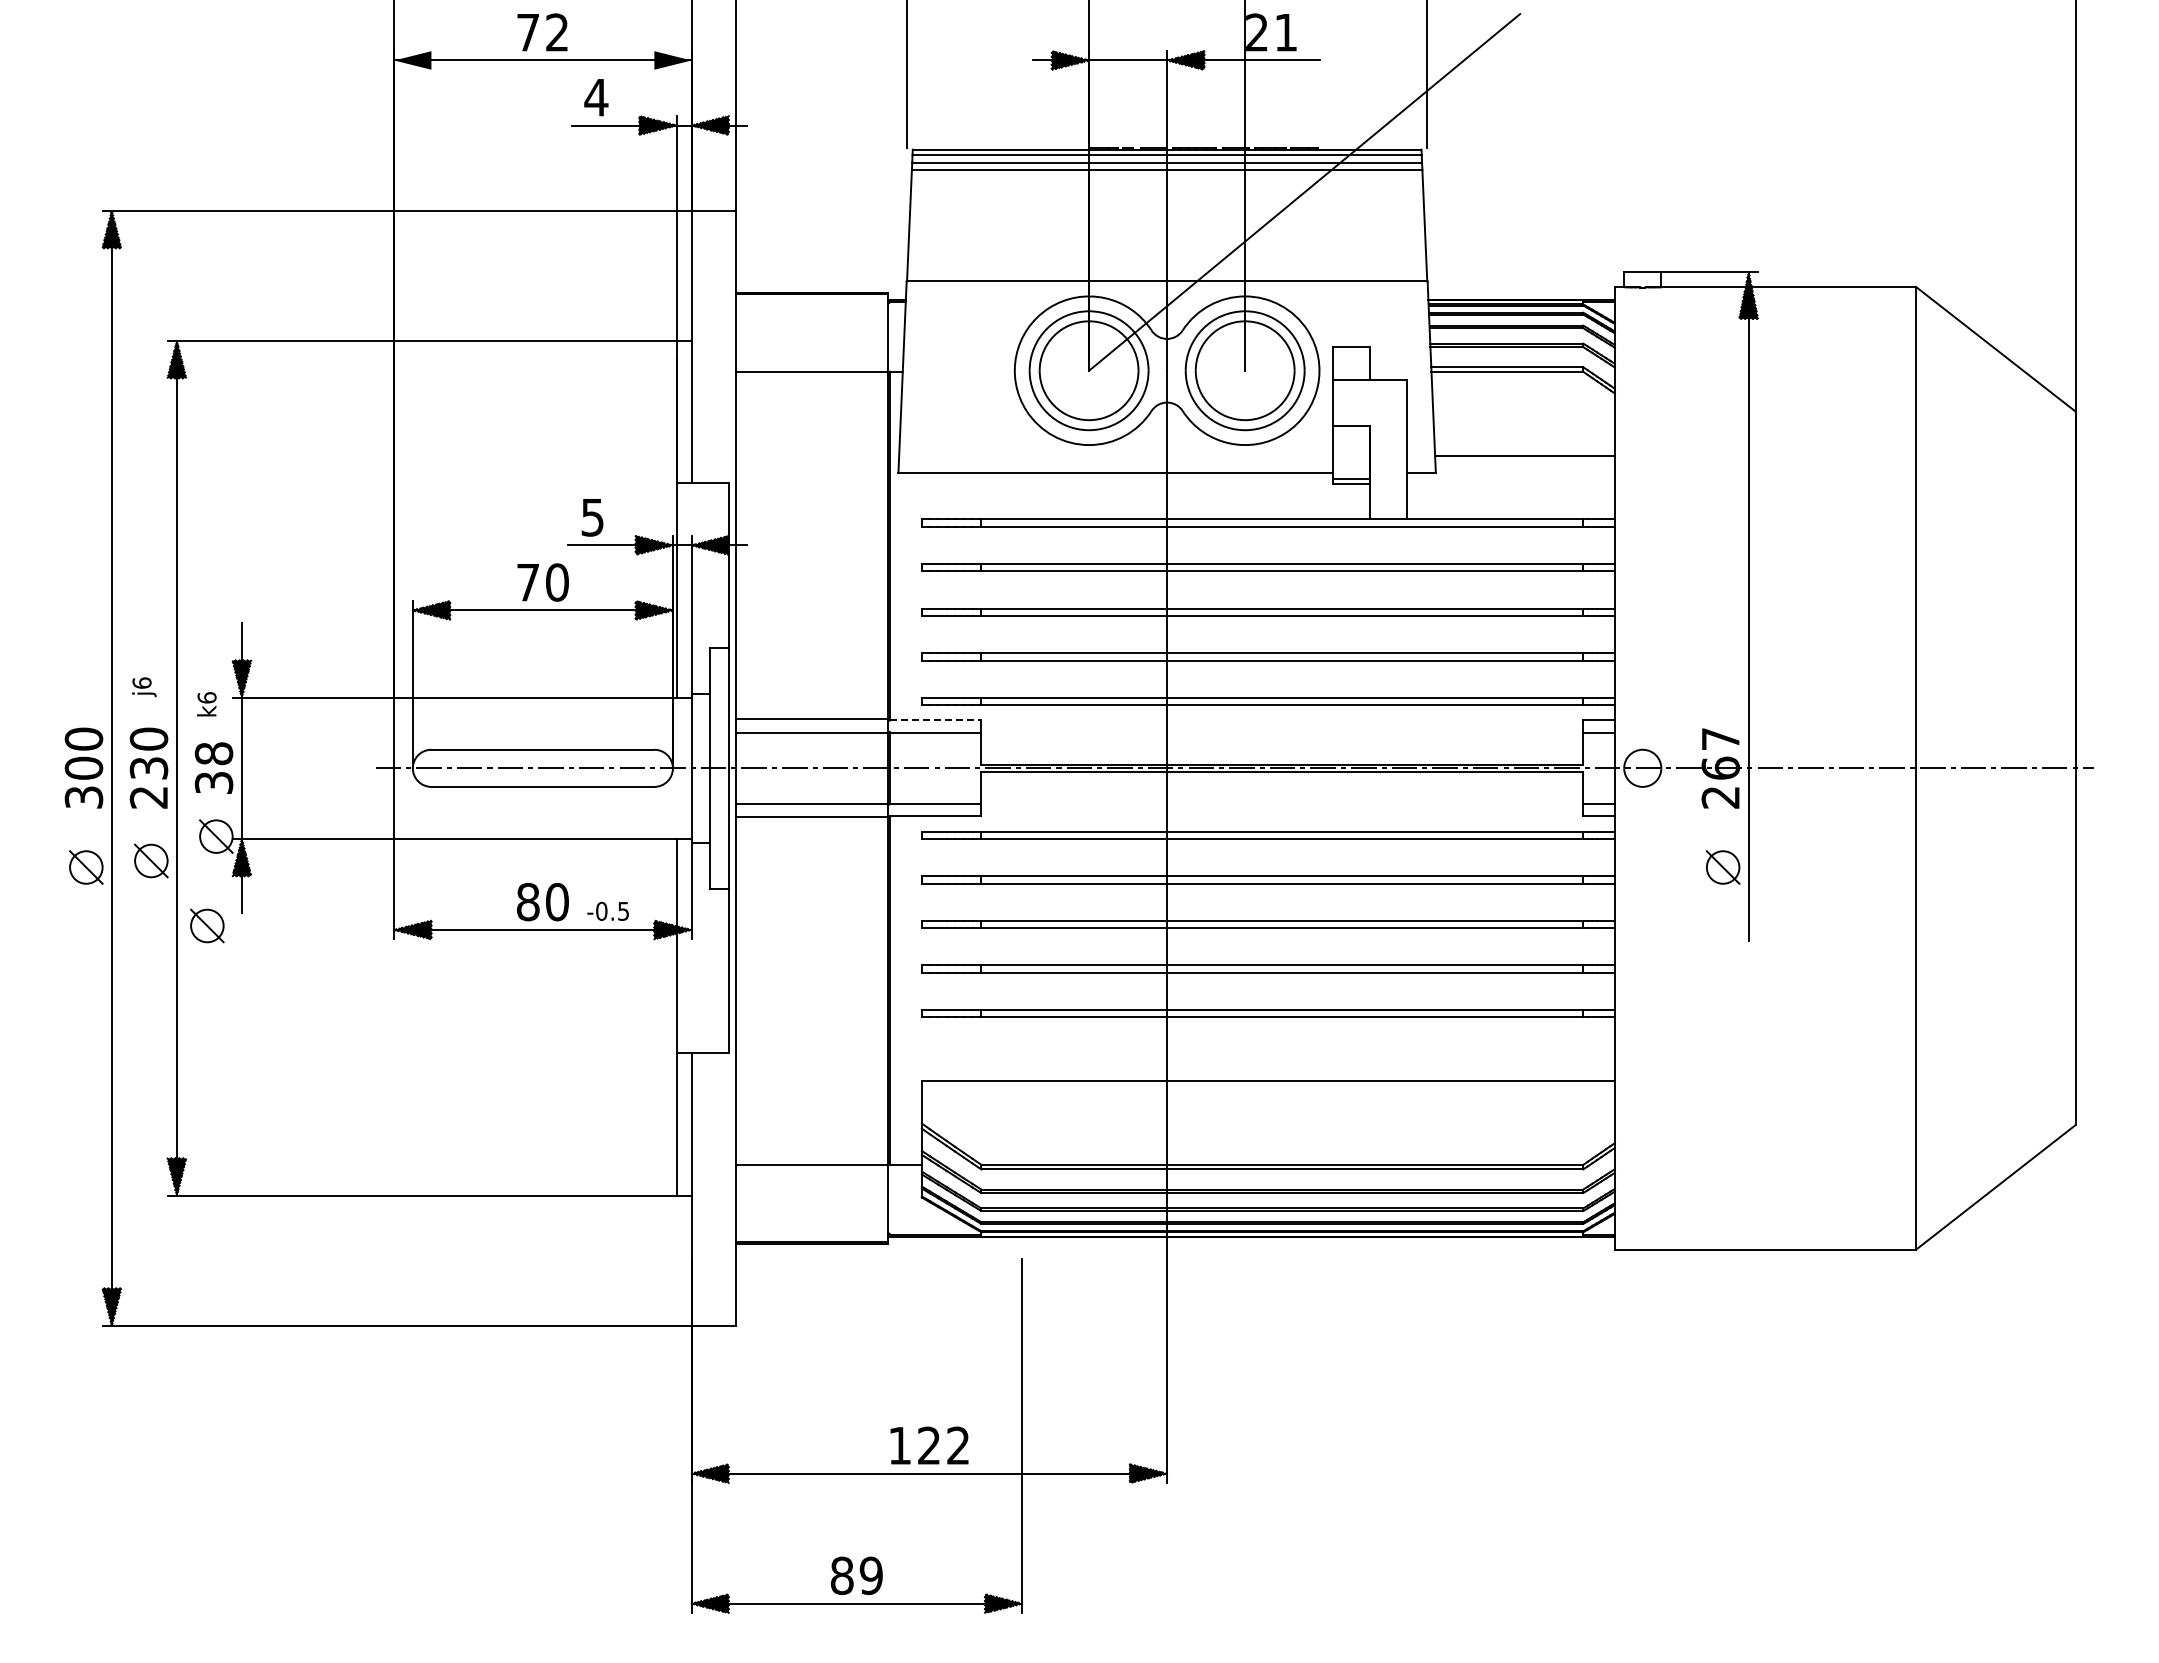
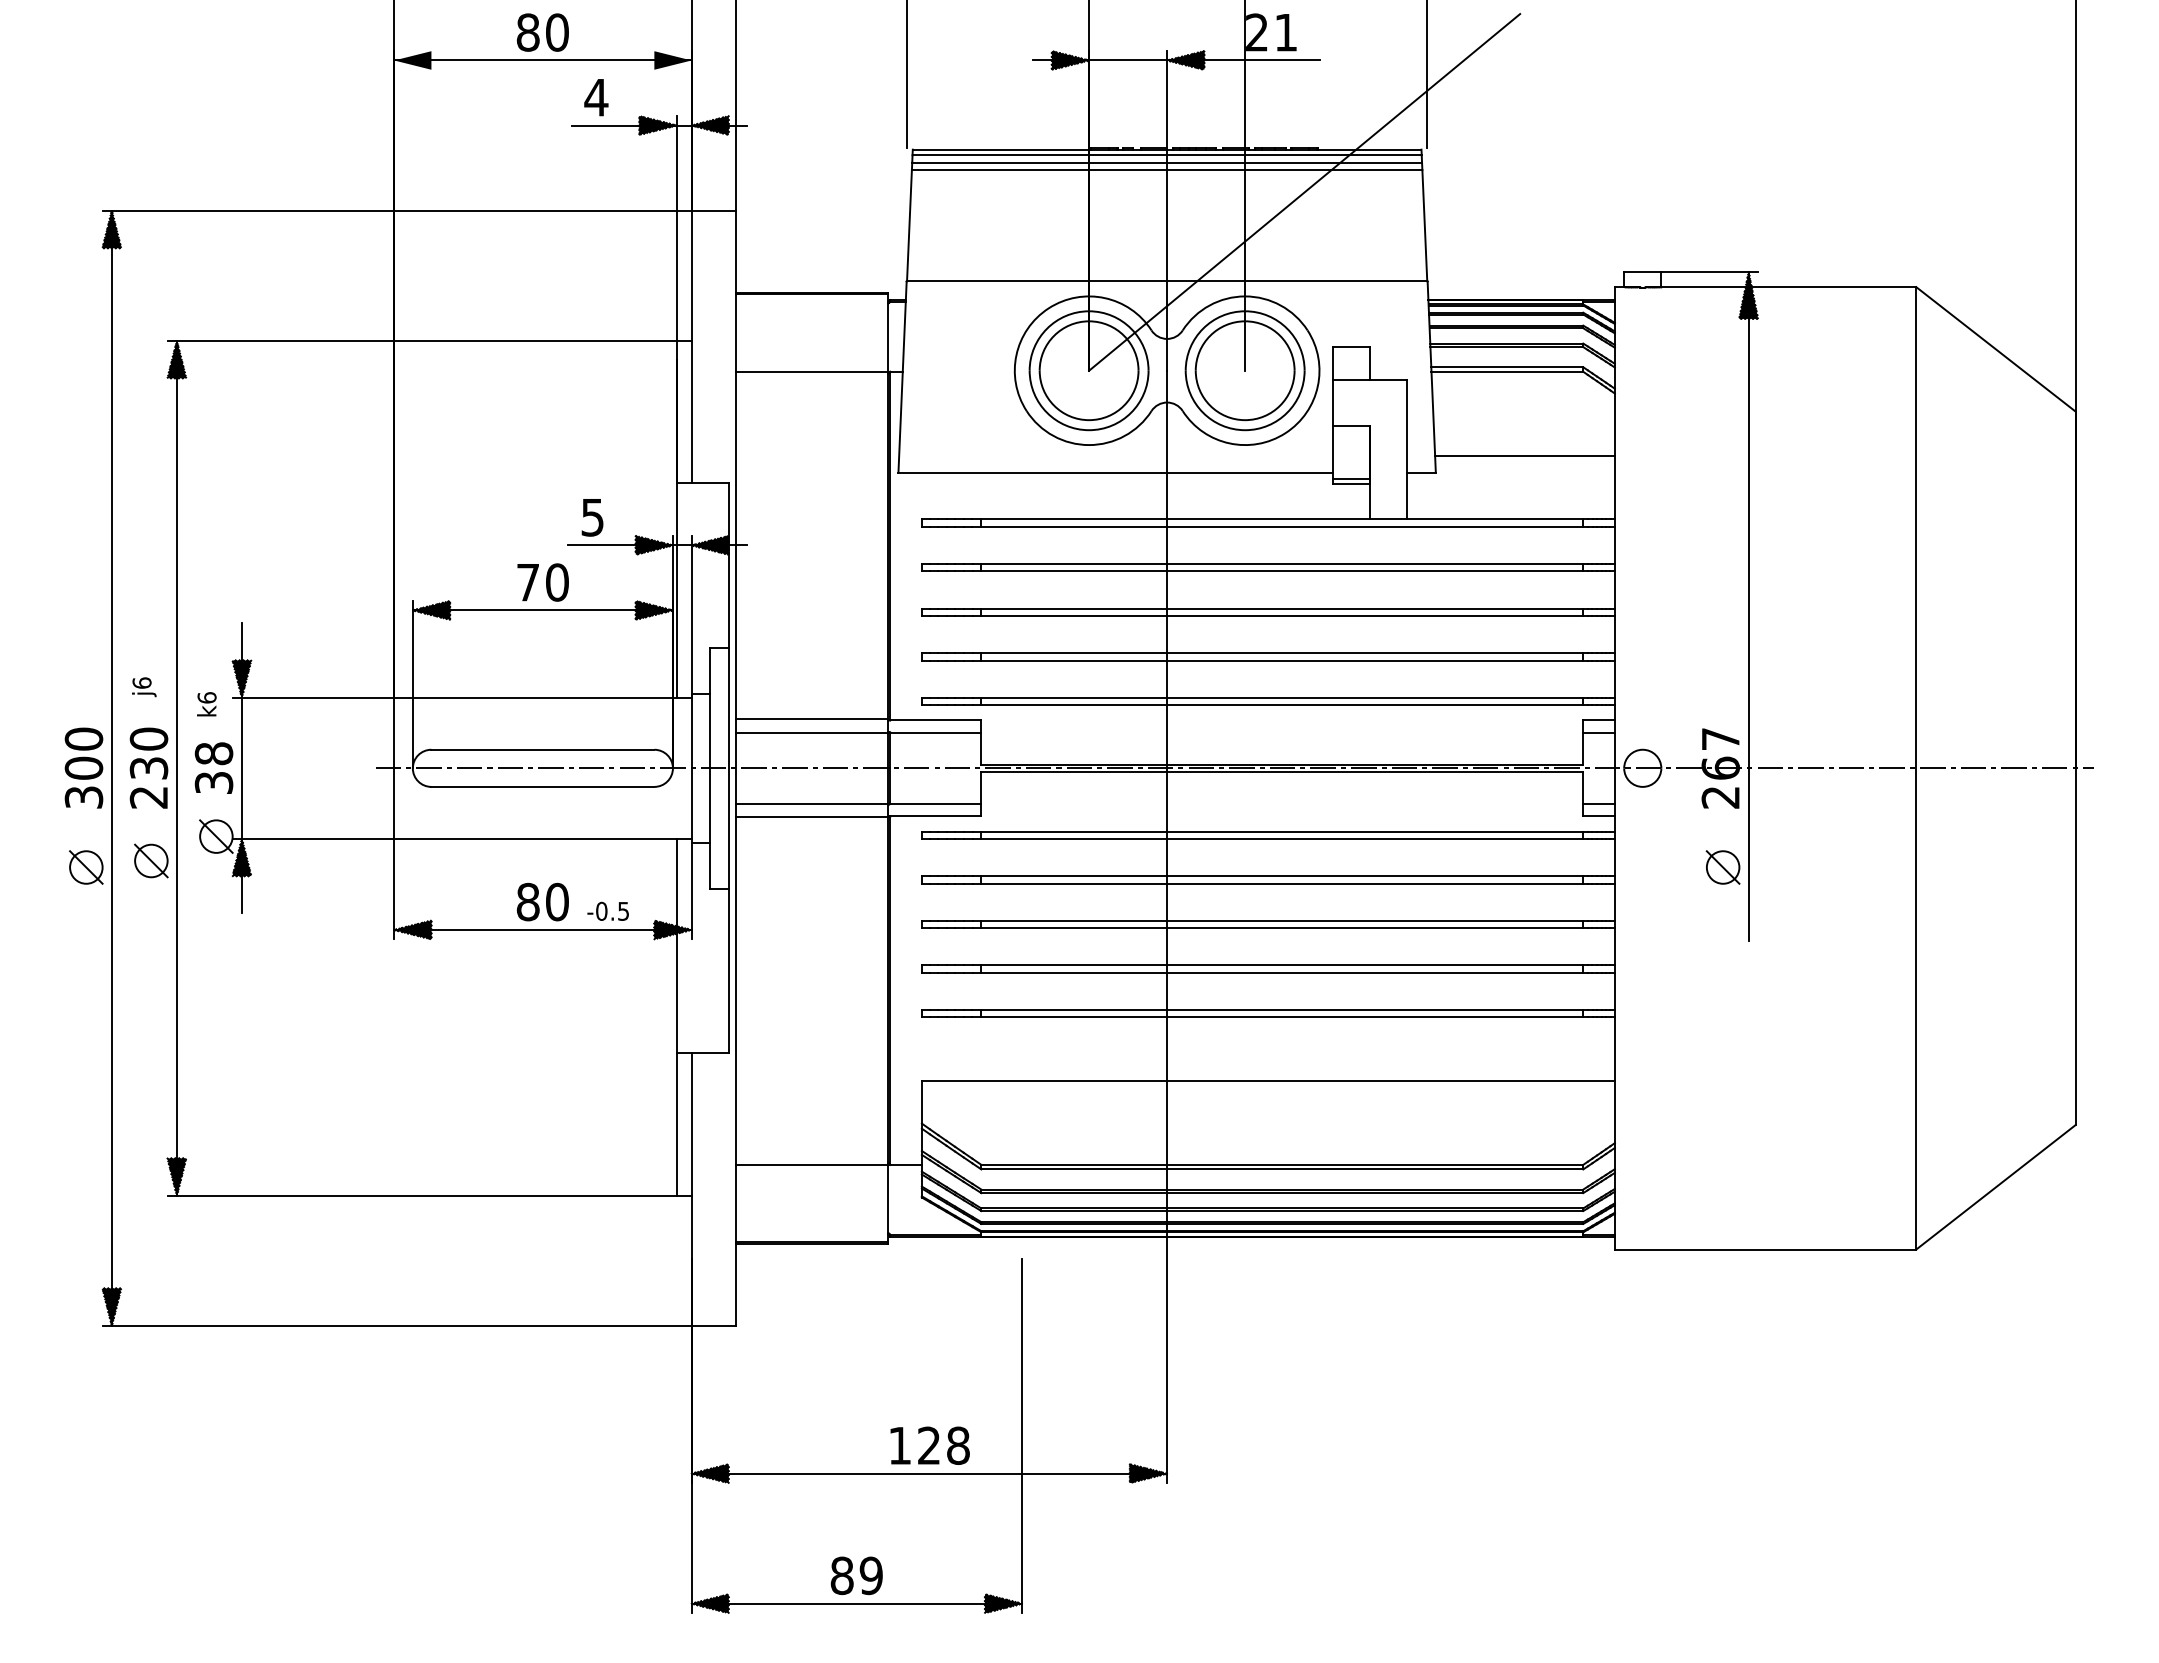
text: 72 -> 80 (542, 32)
line: dashed -> solid (935, 720)
part: present -> none (207, 925)
text: 122 -> 128 (958, 1445)
